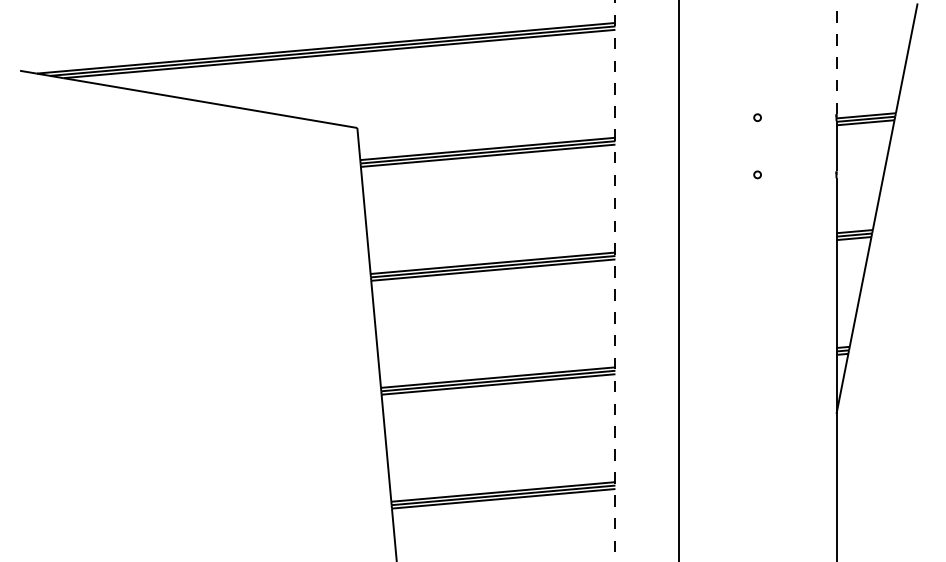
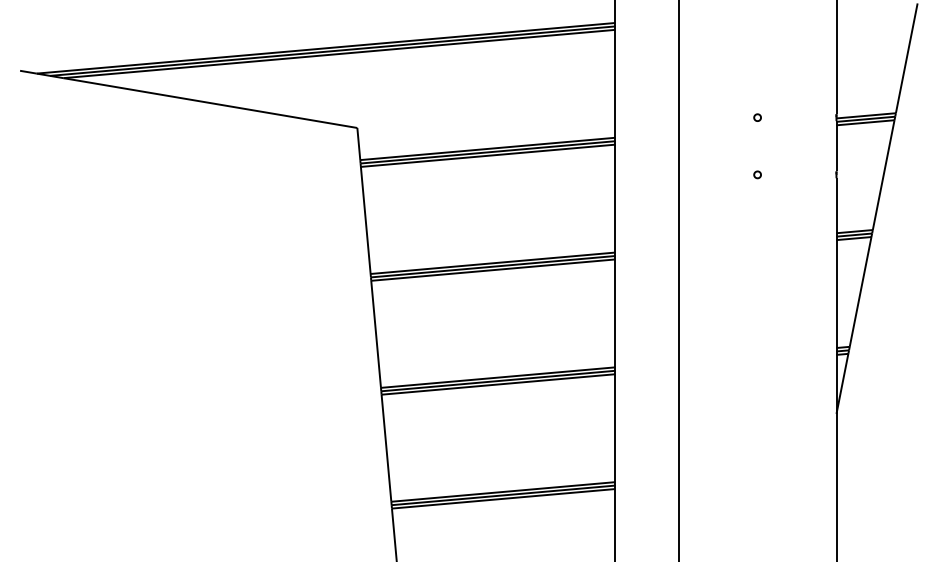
line: dashed -> solid (836, 57)
line: dashed -> solid (615, 281)
